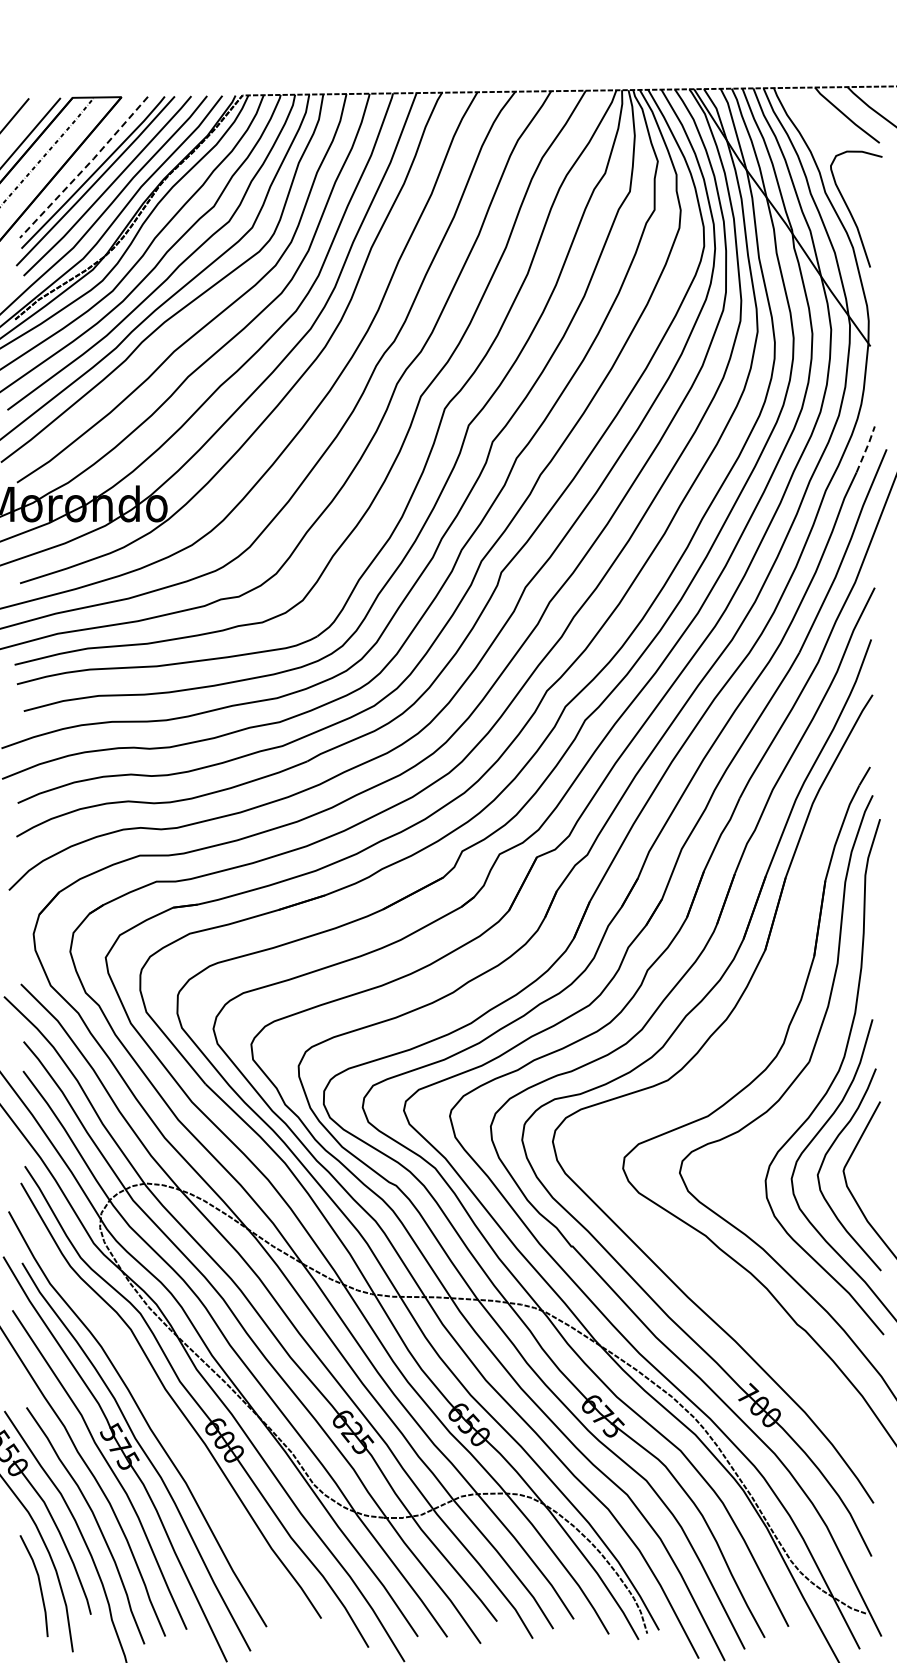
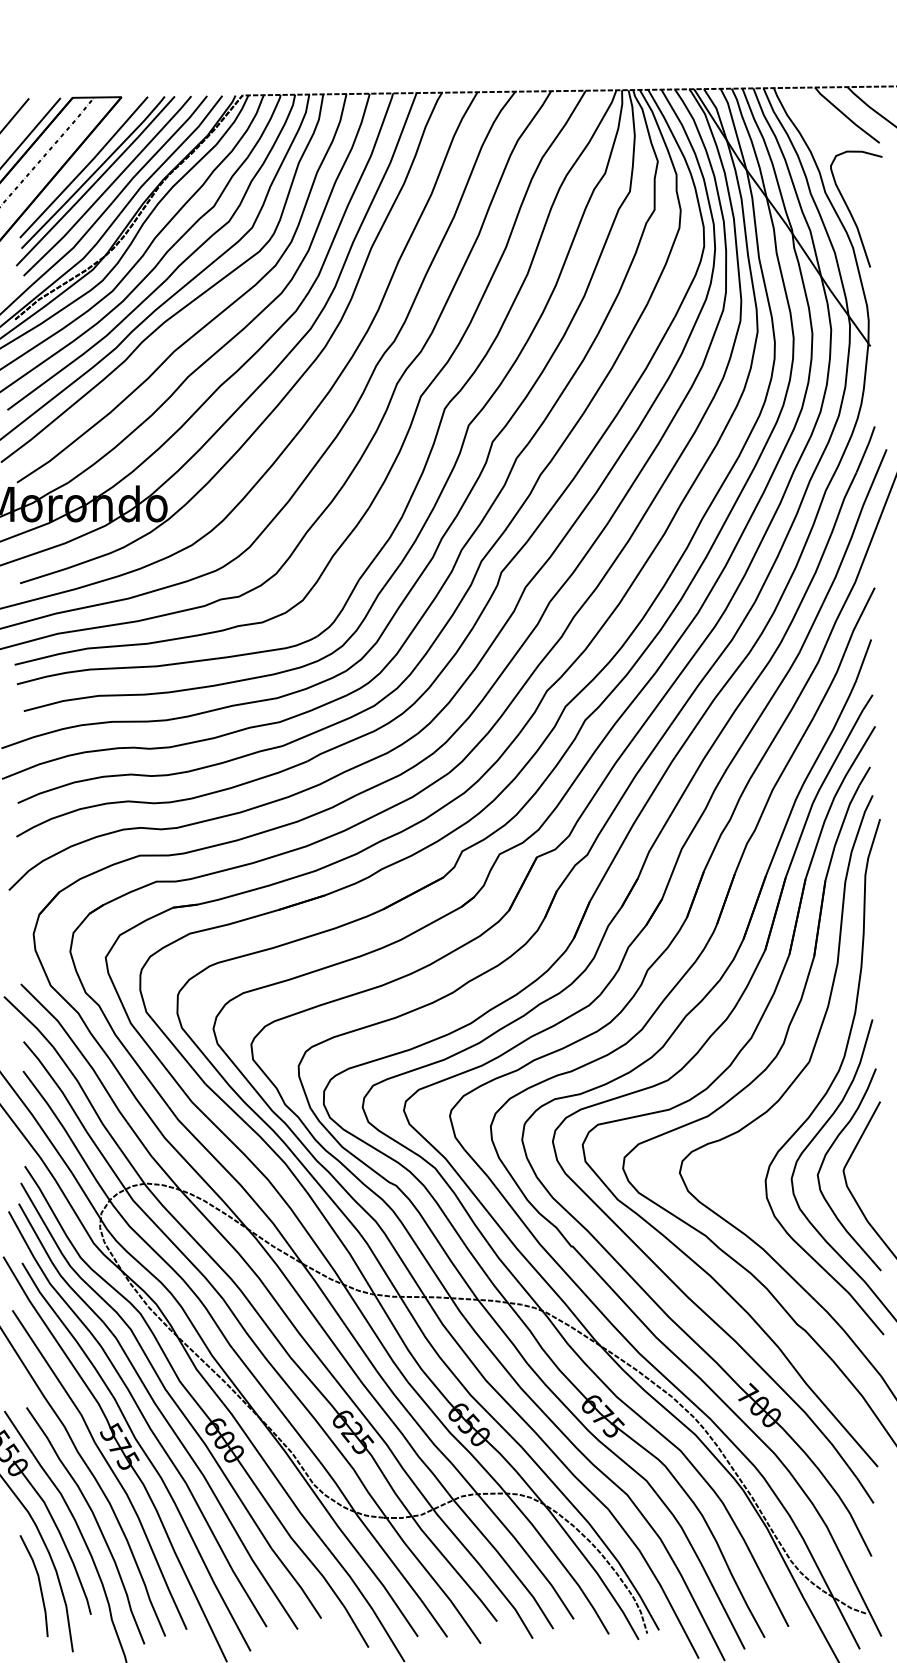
line: dashed -> solid (84, 168)
line: dashed -> solid (866, 448)
part: none -> present (715, 1081)
curve: none -> present (161, 1415)
